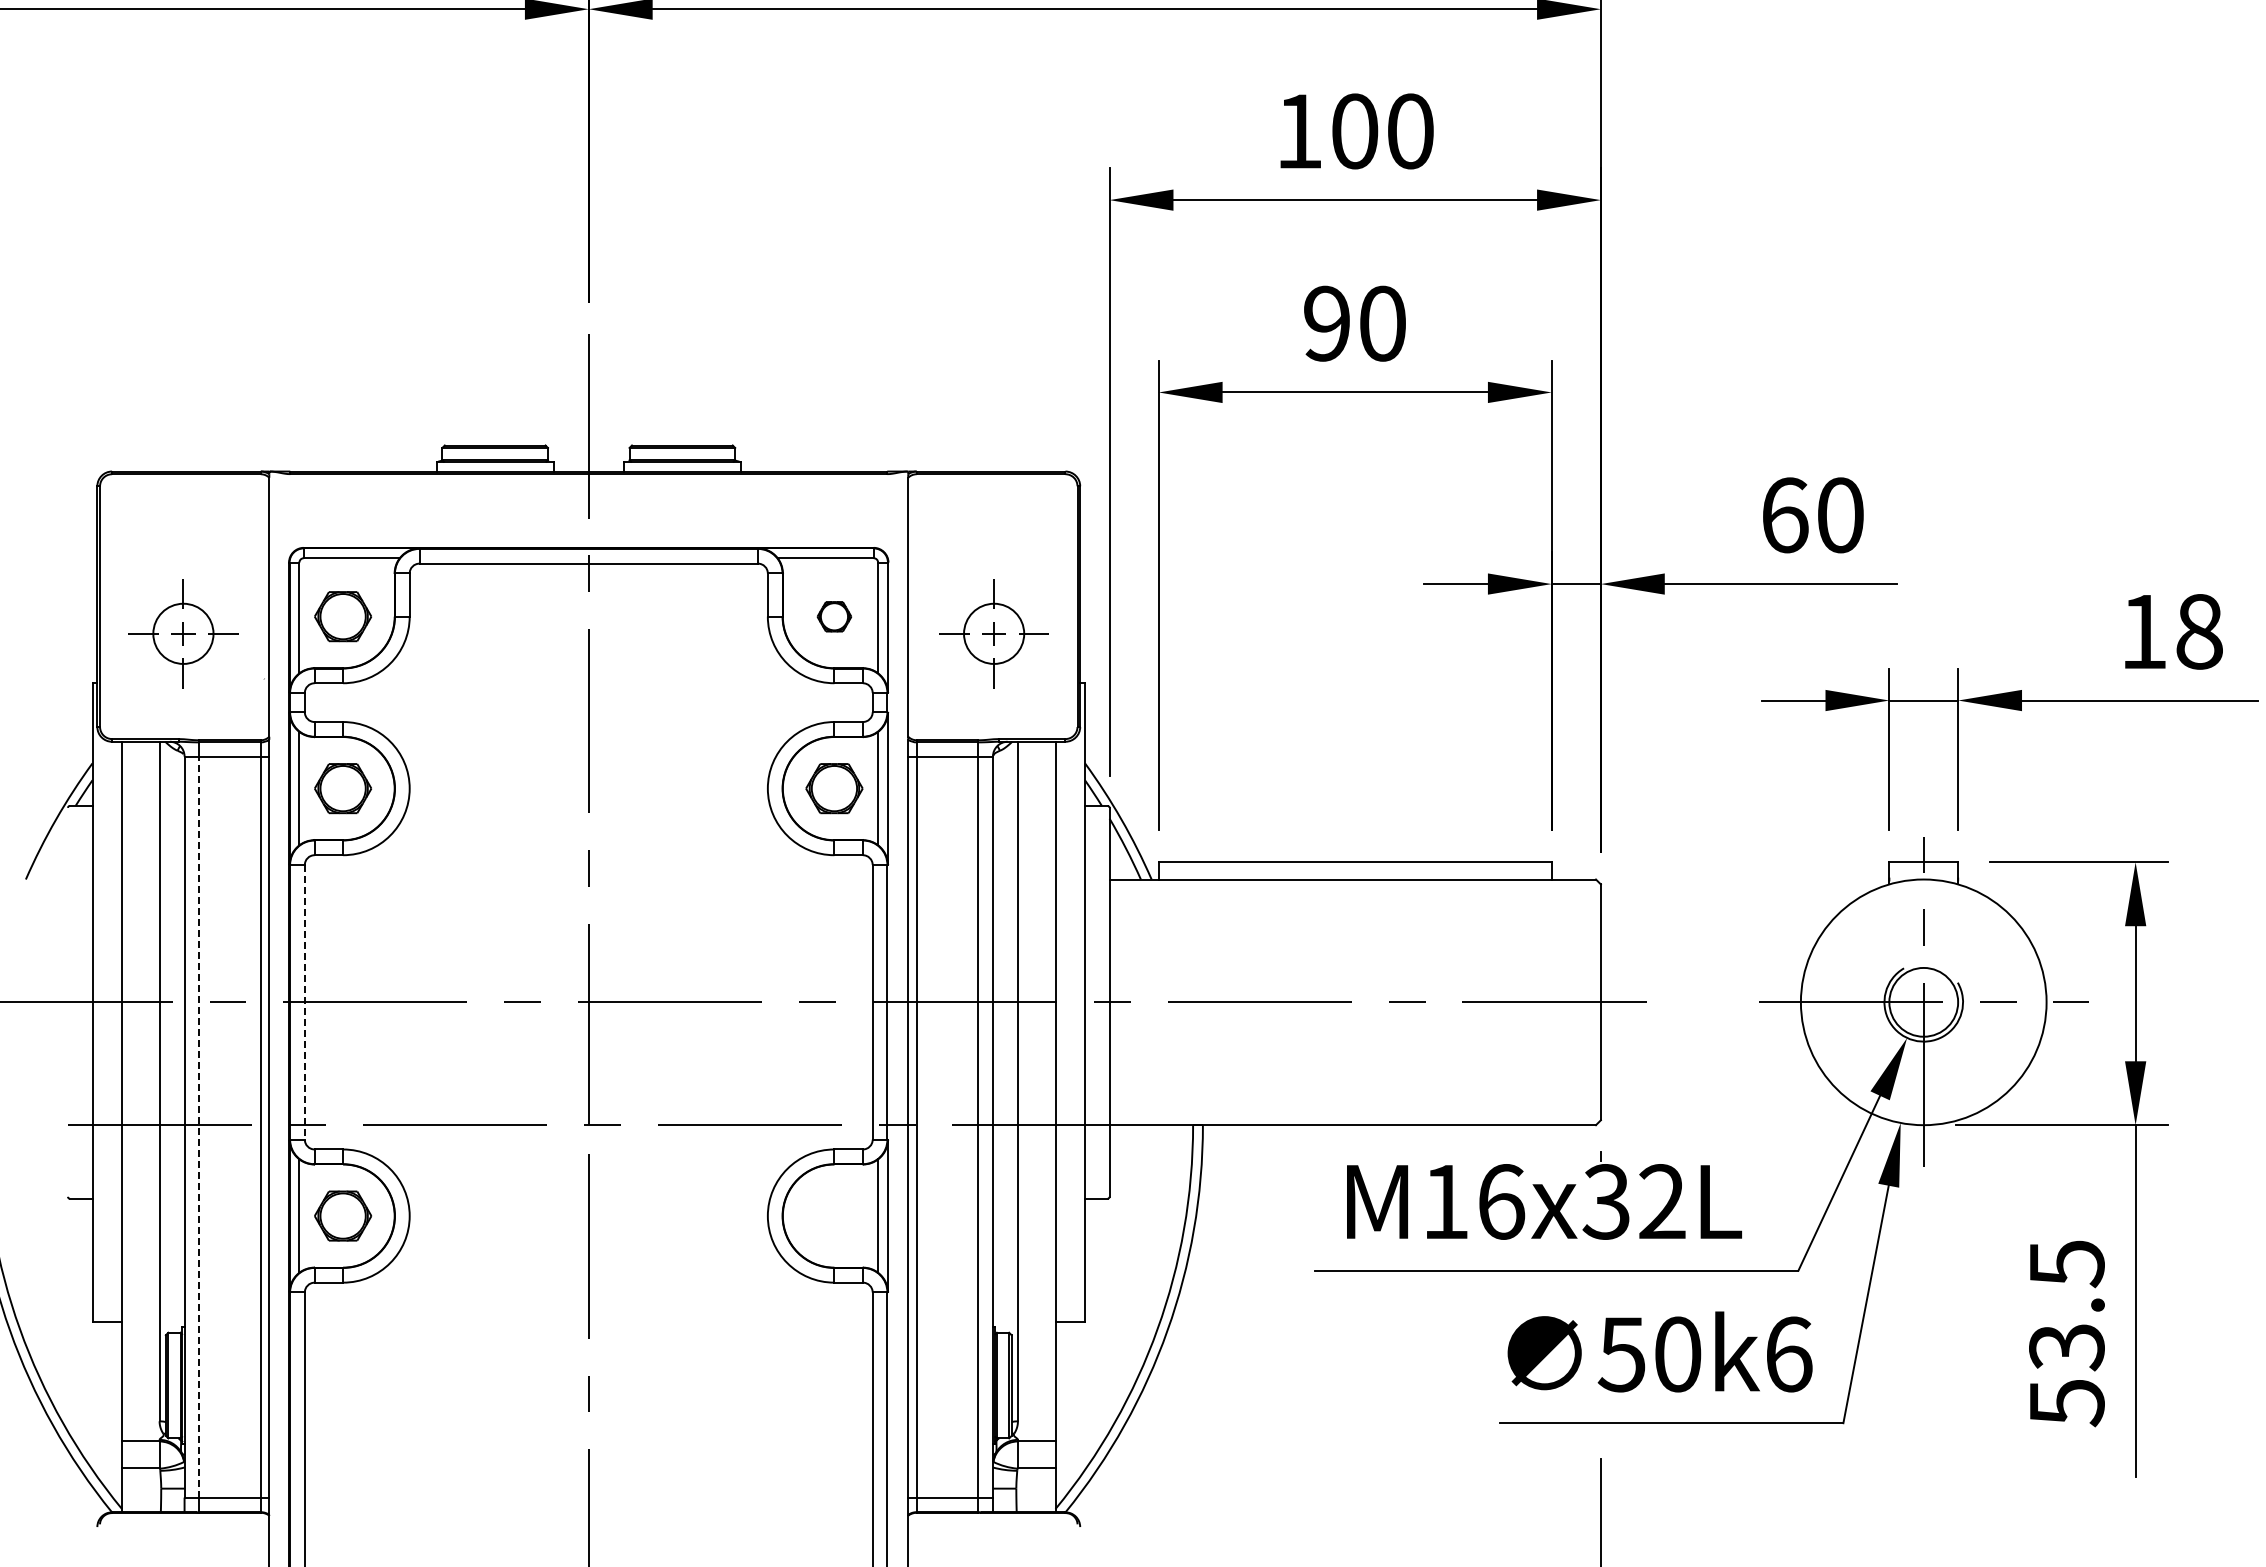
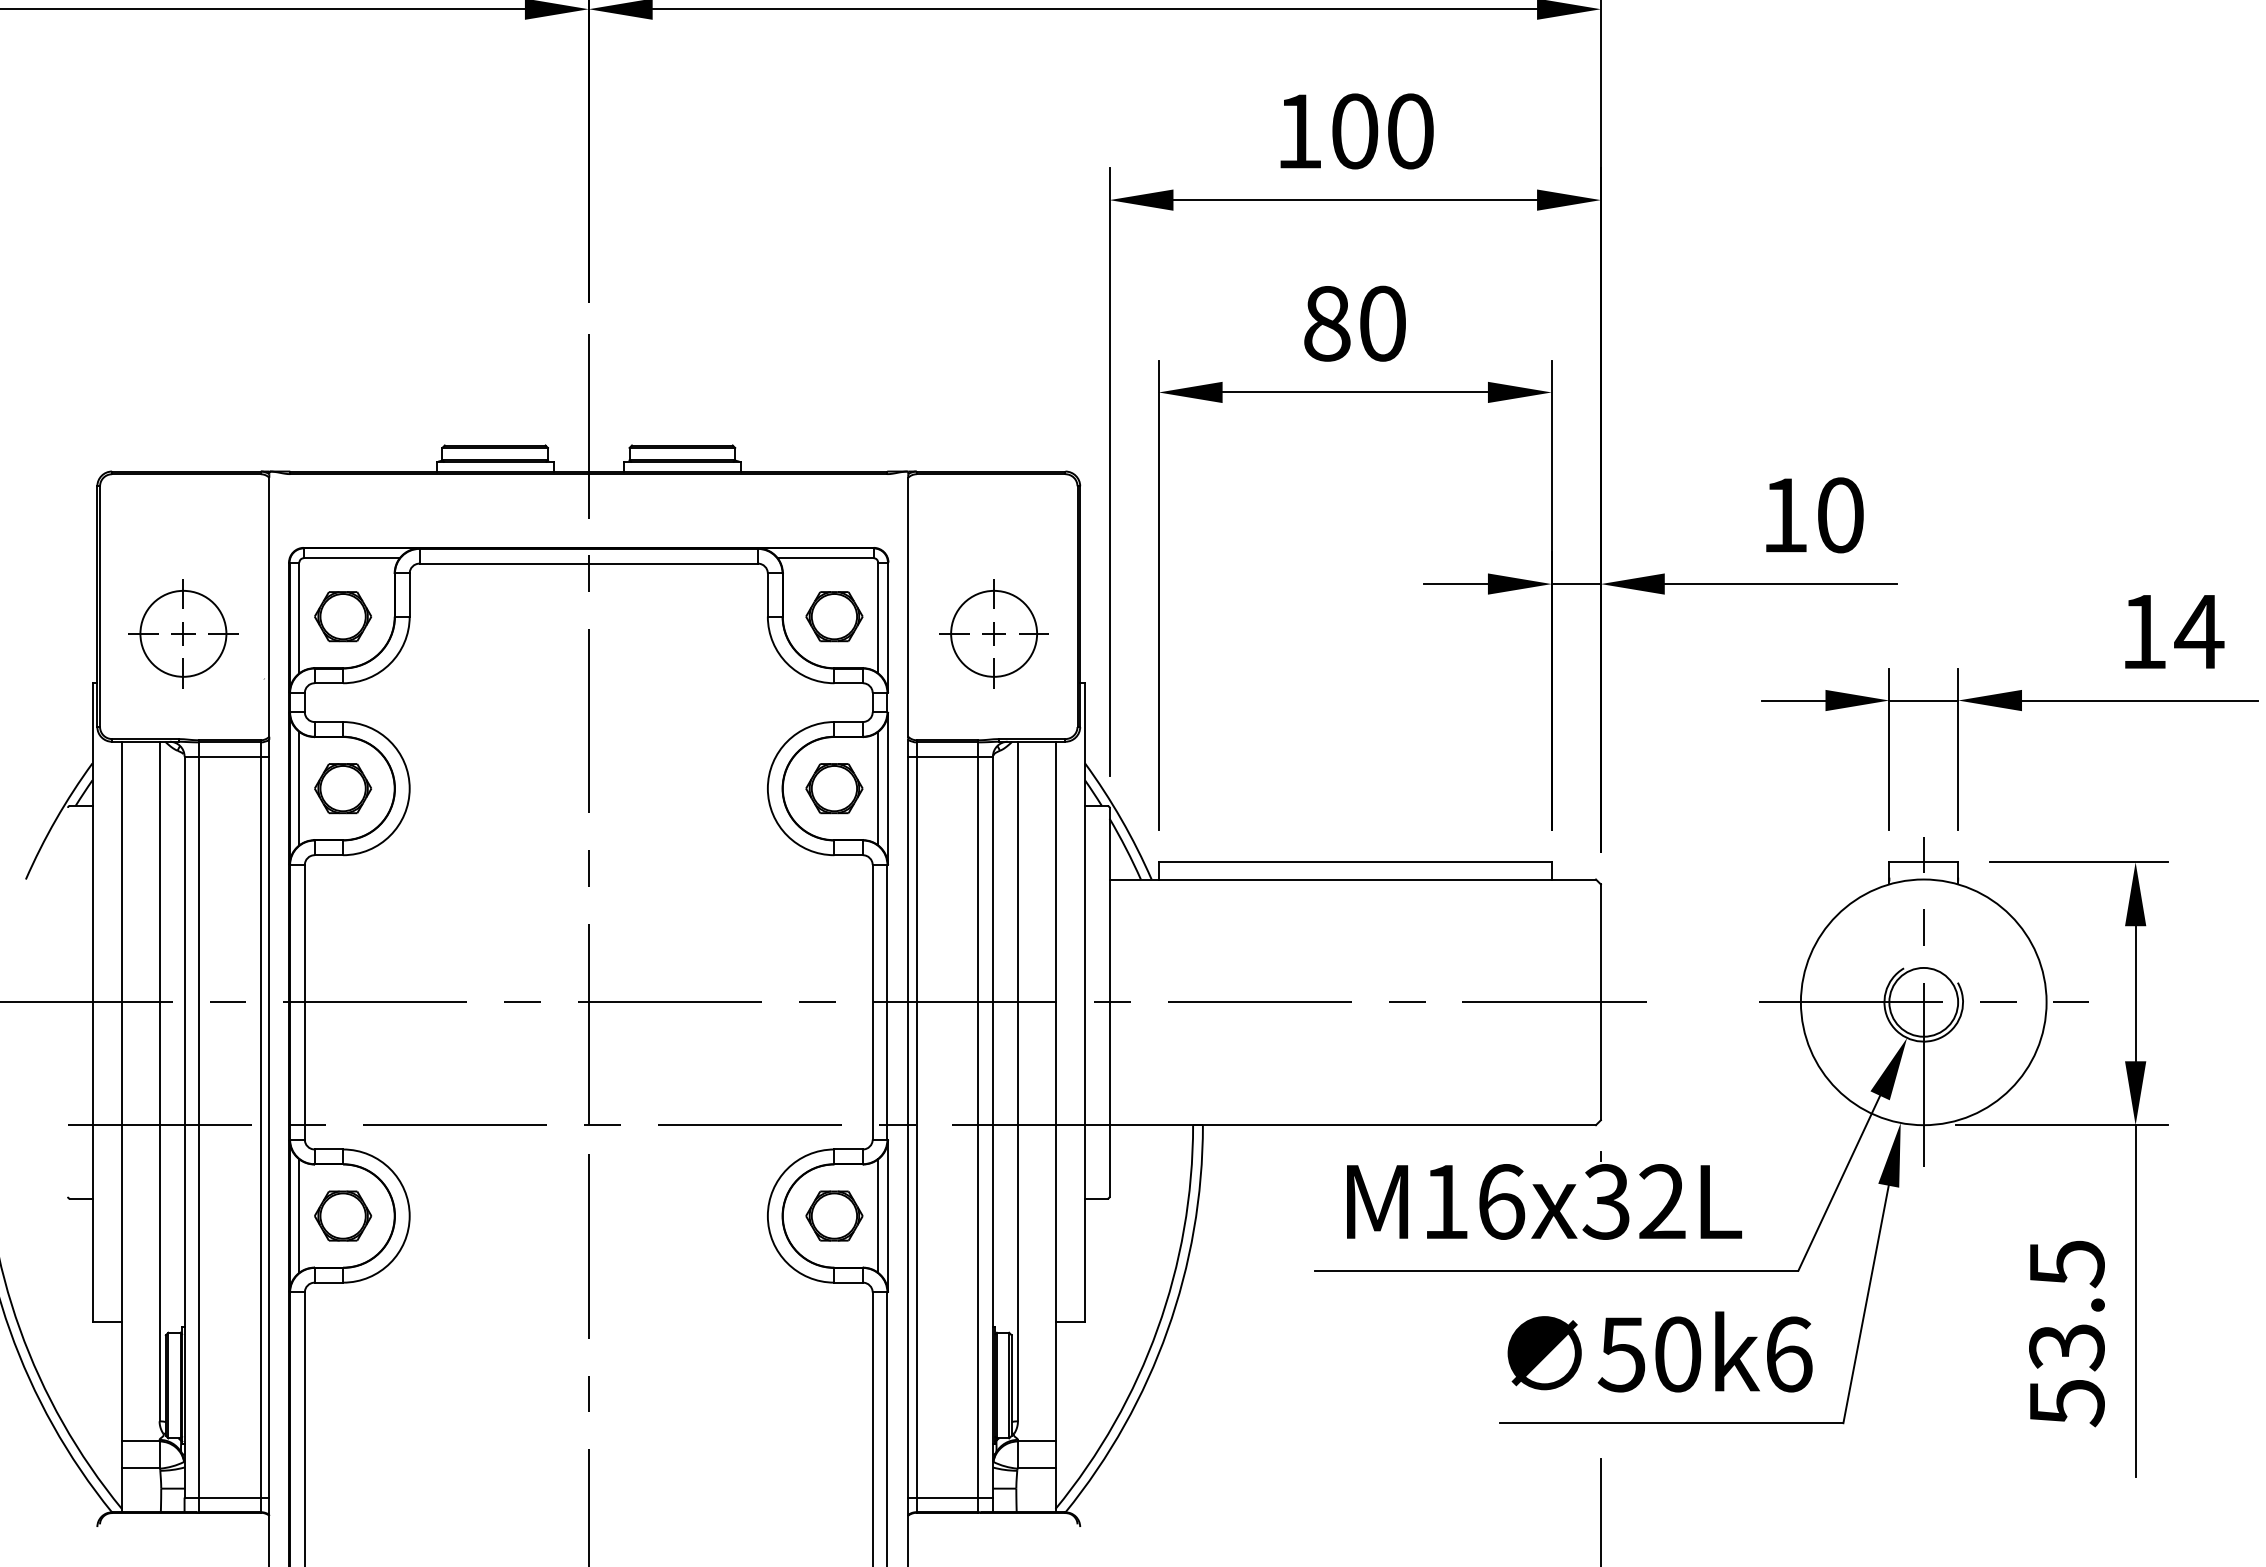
text: 90 -> 80 (1327, 323)
text: 60 -> 10 (1785, 515)
part size: 37x32 px -> 59x52 px (834, 616)
text: 18 -> 14 (2199, 631)
circle diameter: 60 px -> 86 px (183, 633)
circle diameter: 60 px -> 86 px (994, 633)
line: dashed -> solid (304, 1002)
line: dashed -> solid (199, 1127)
part: none -> present (834, 1215)
